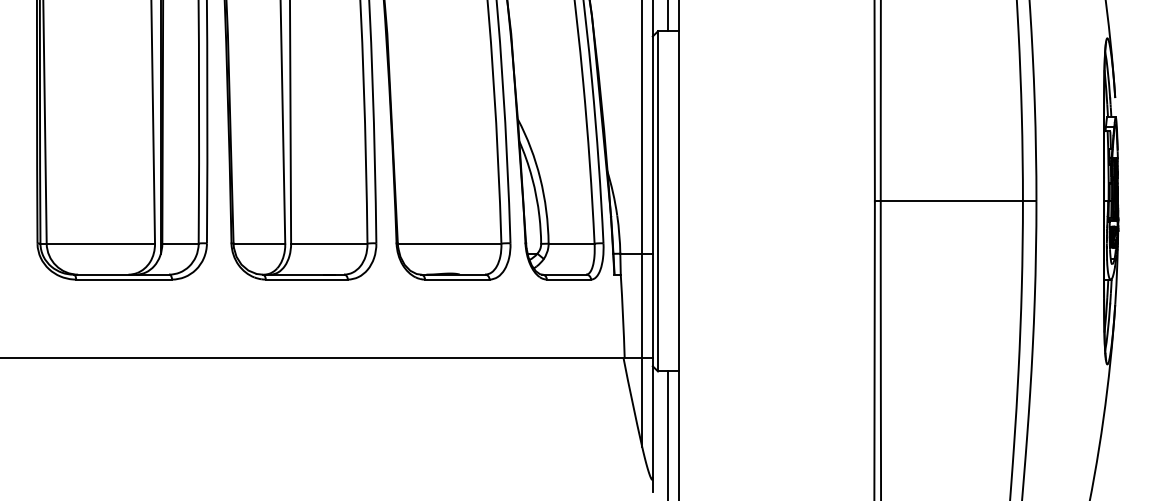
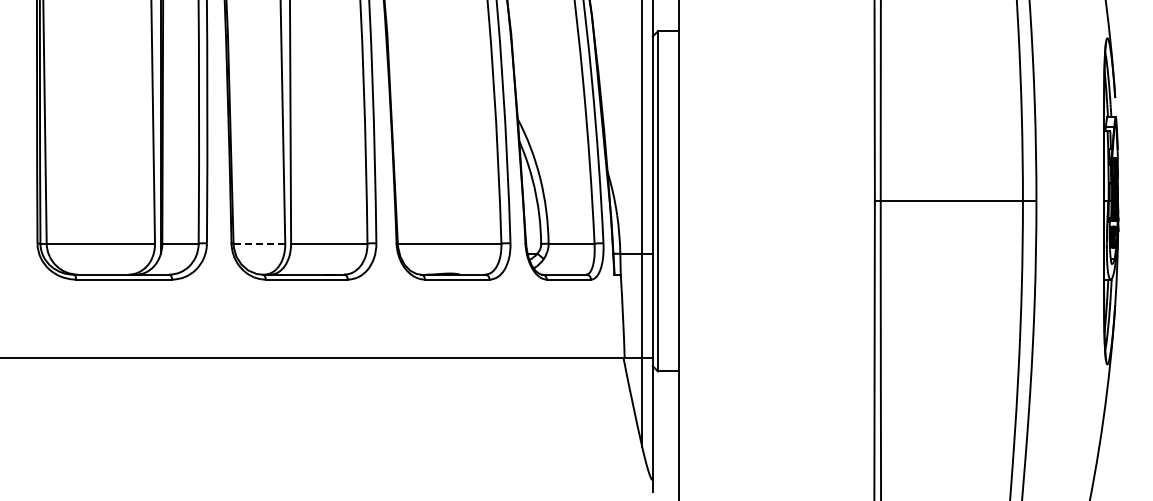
line: present -> none (667, 16)
line: solid -> dashed (259, 243)
line: present -> none (667, 434)
